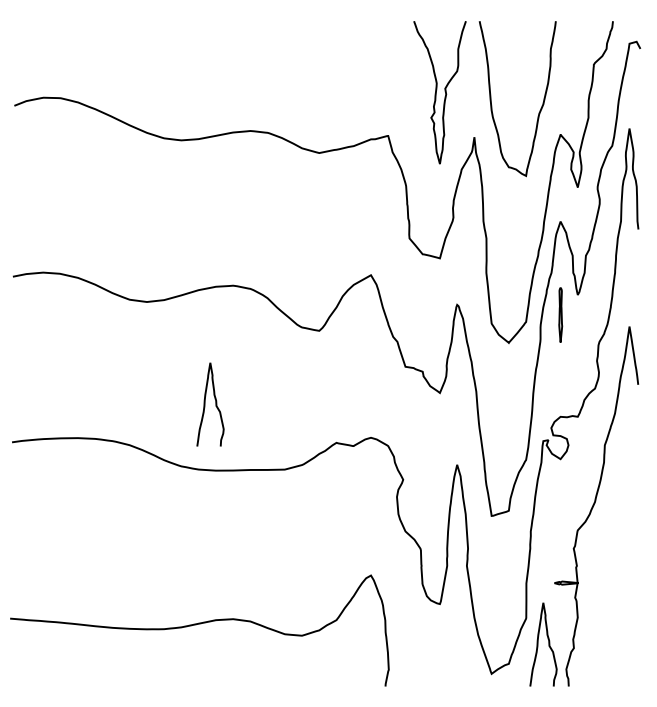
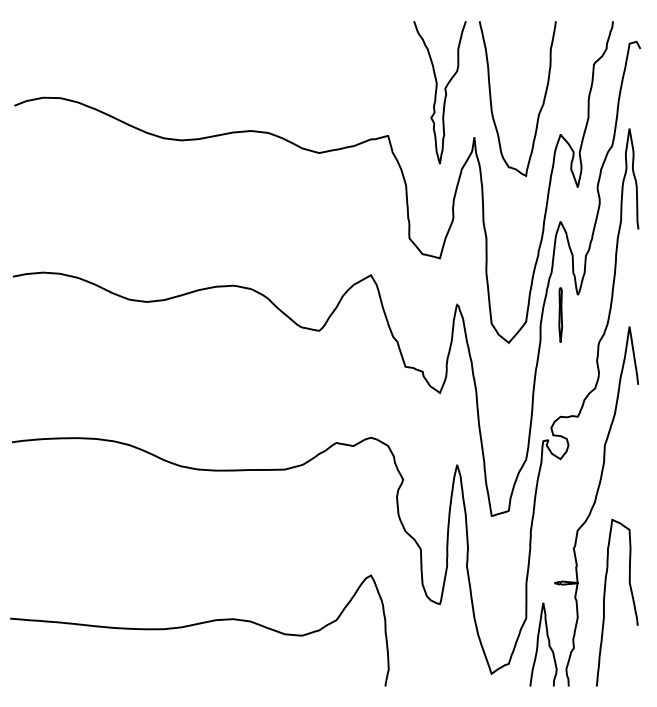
curve: present -> none (205, 404)
curve: none -> present (605, 597)
